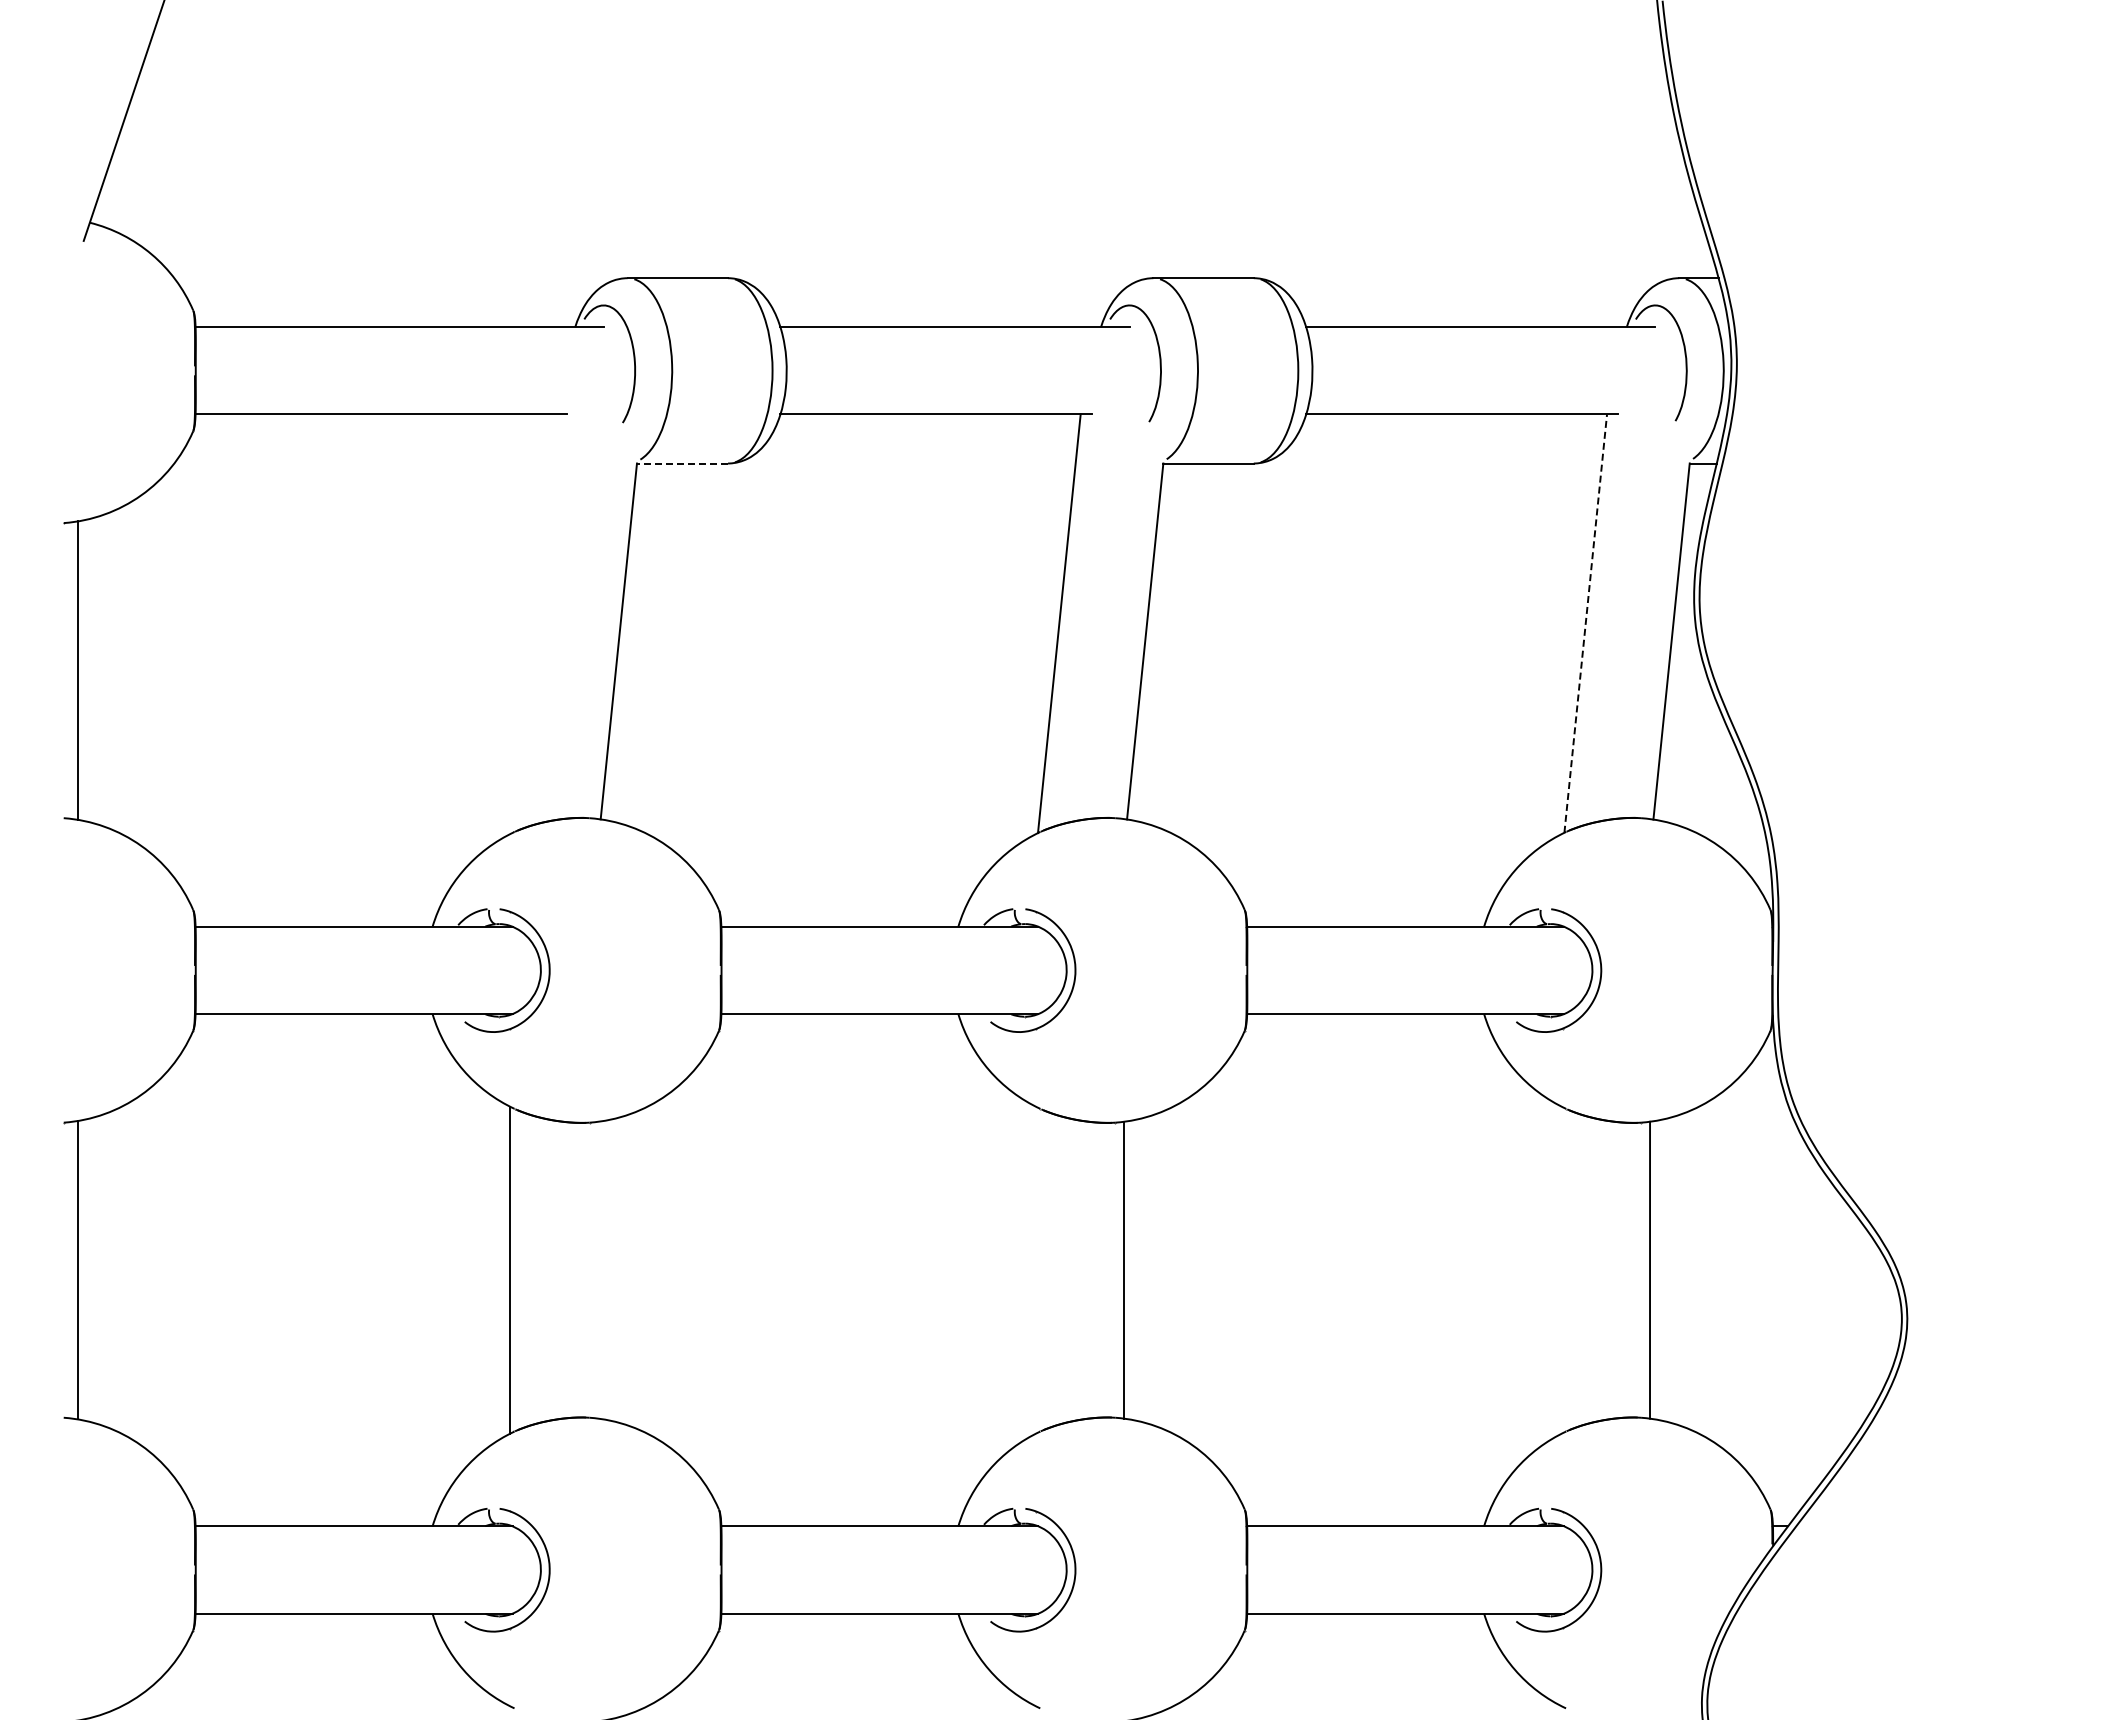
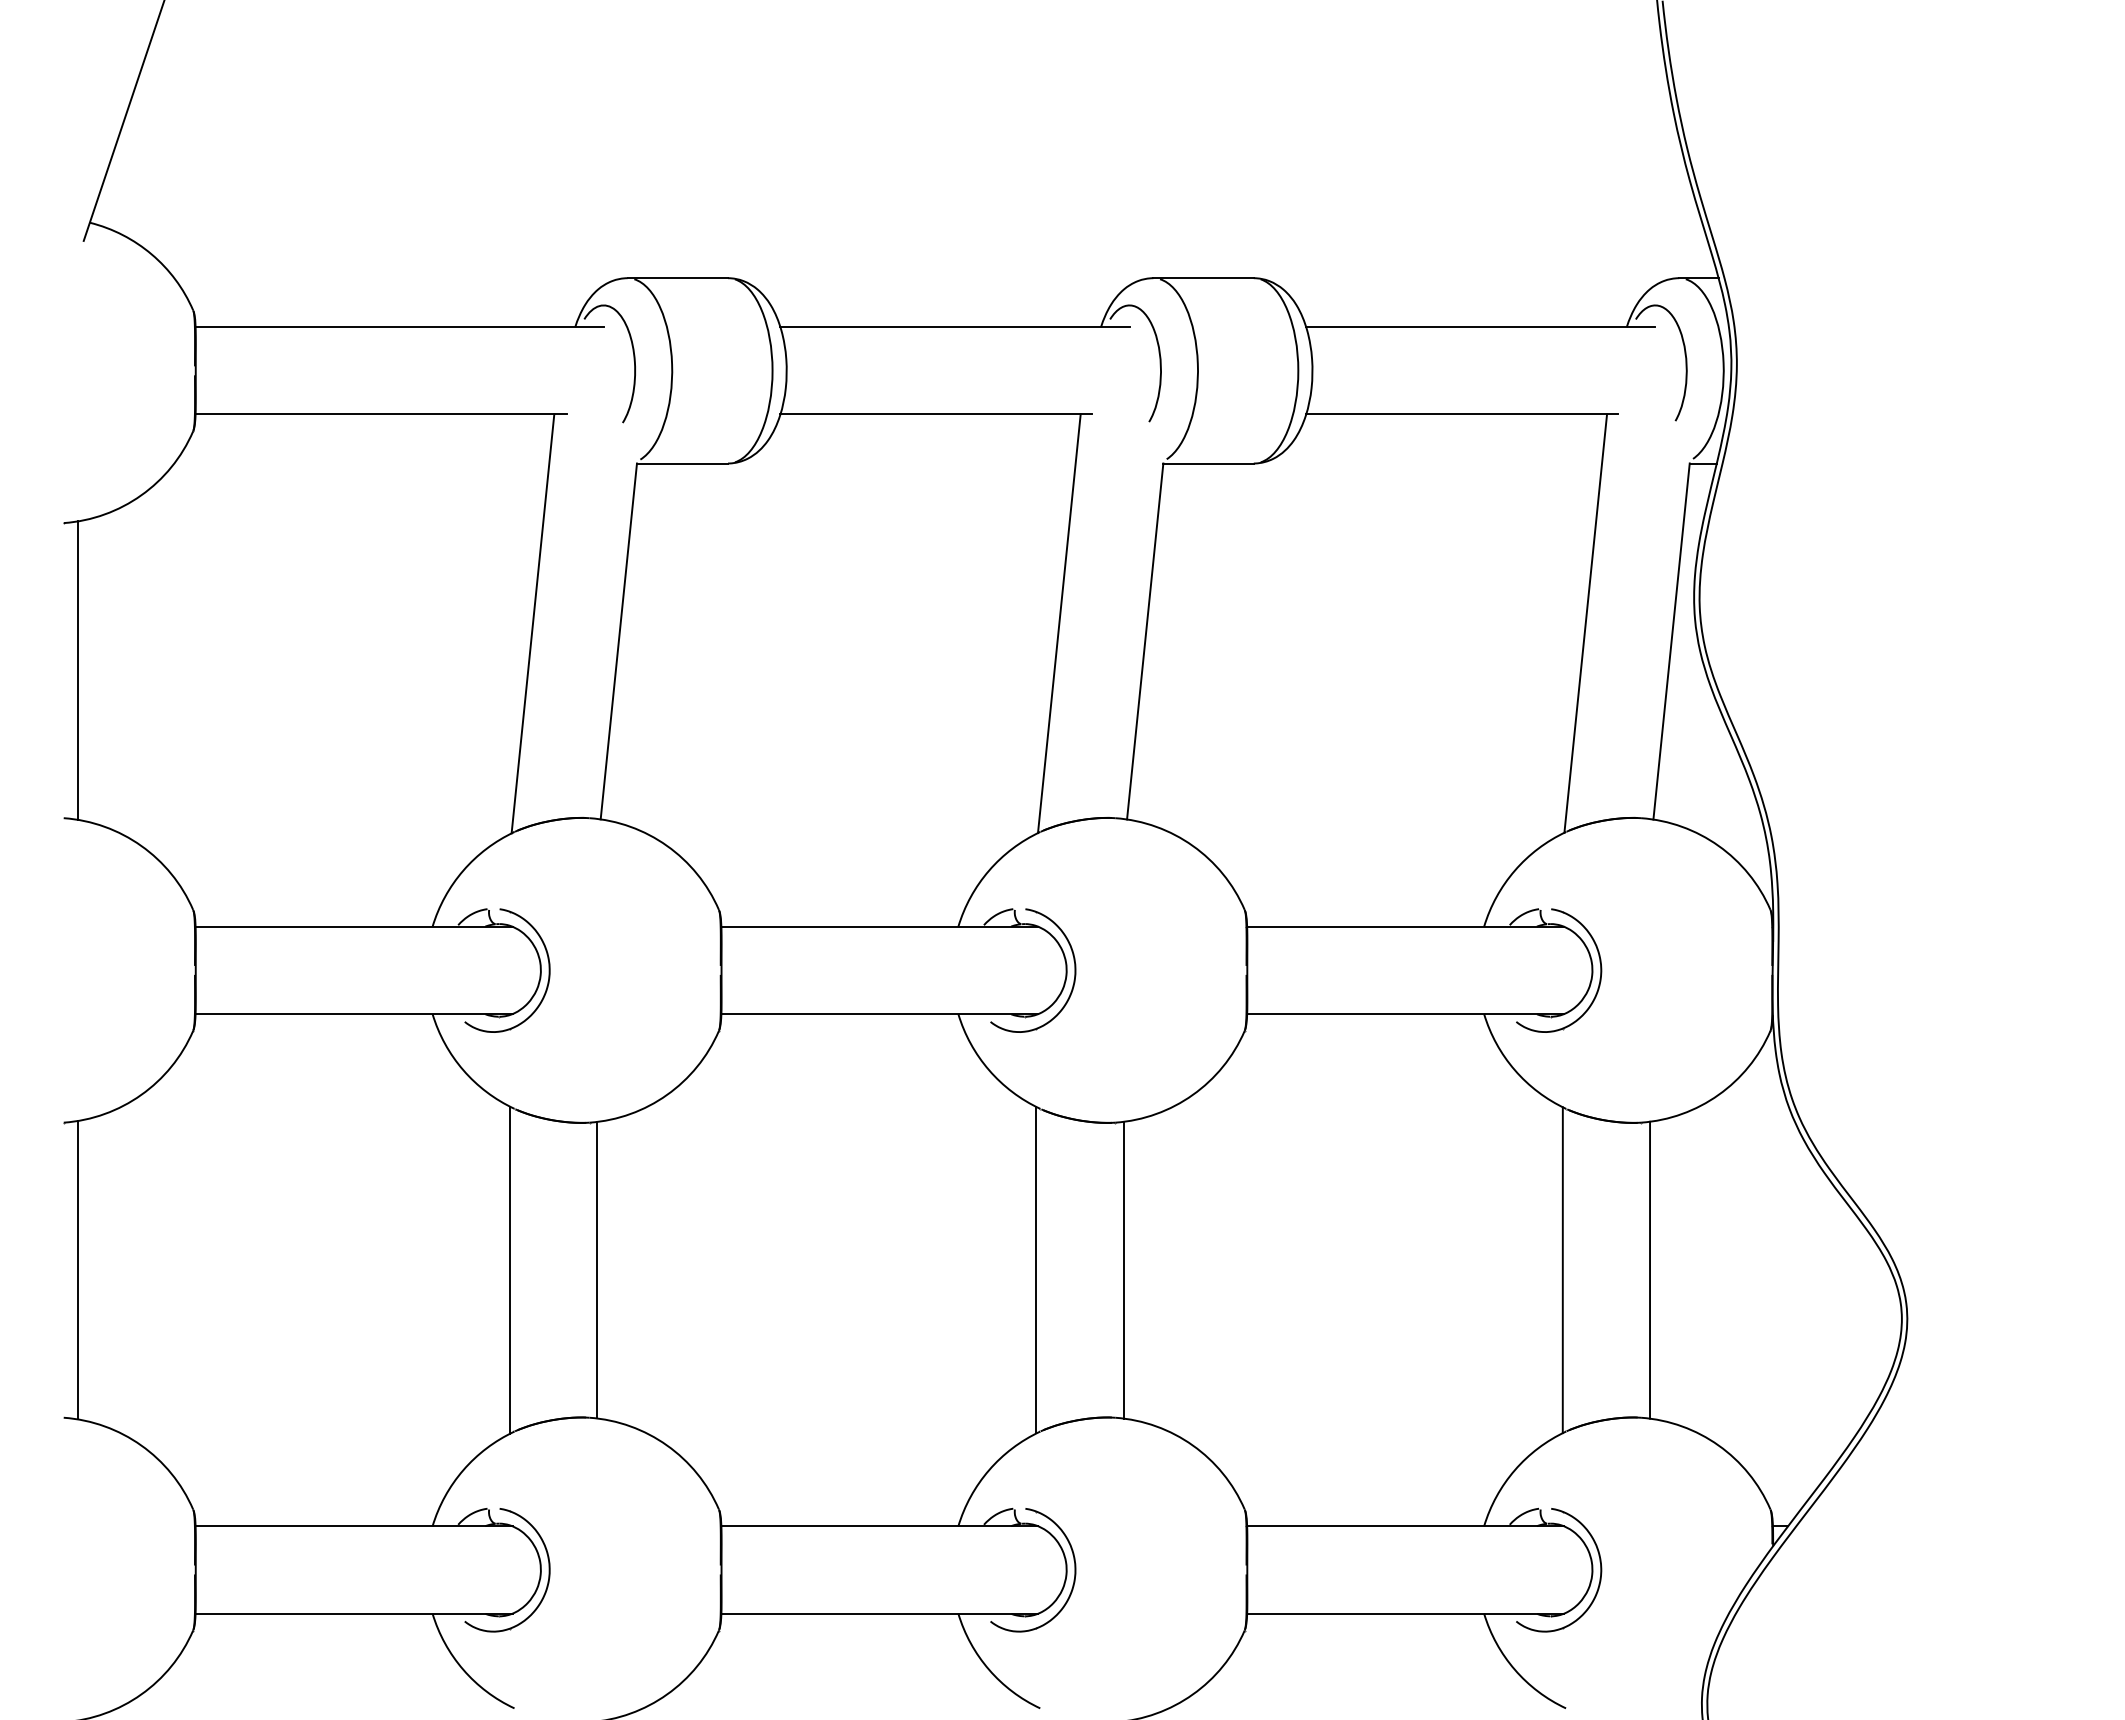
line: dashed -> solid (682, 463)
line: none -> present (532, 623)
line: dashed -> solid (1585, 623)
line: none -> present (597, 1269)
line: none -> present (1036, 1269)
line: none -> present (1562, 1270)
